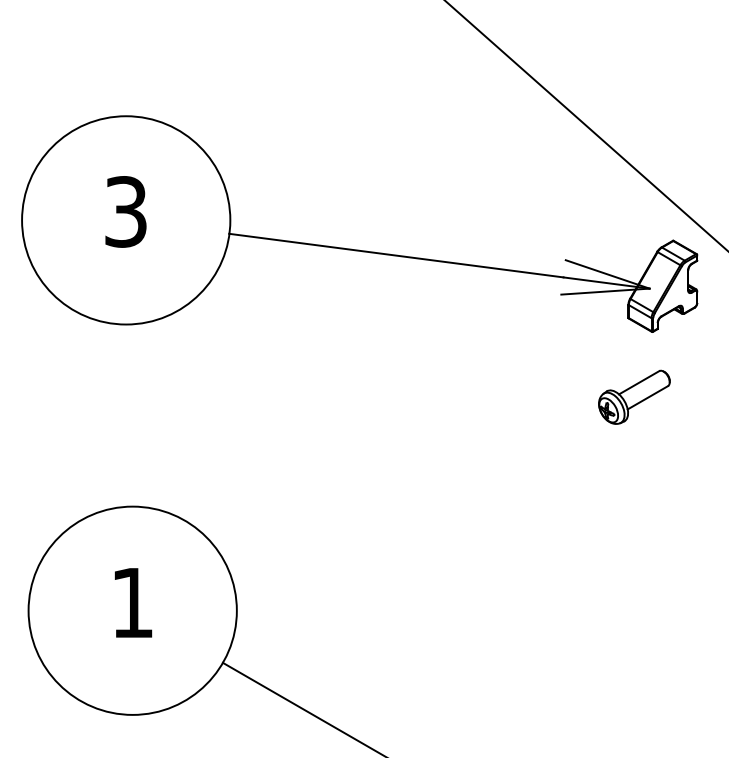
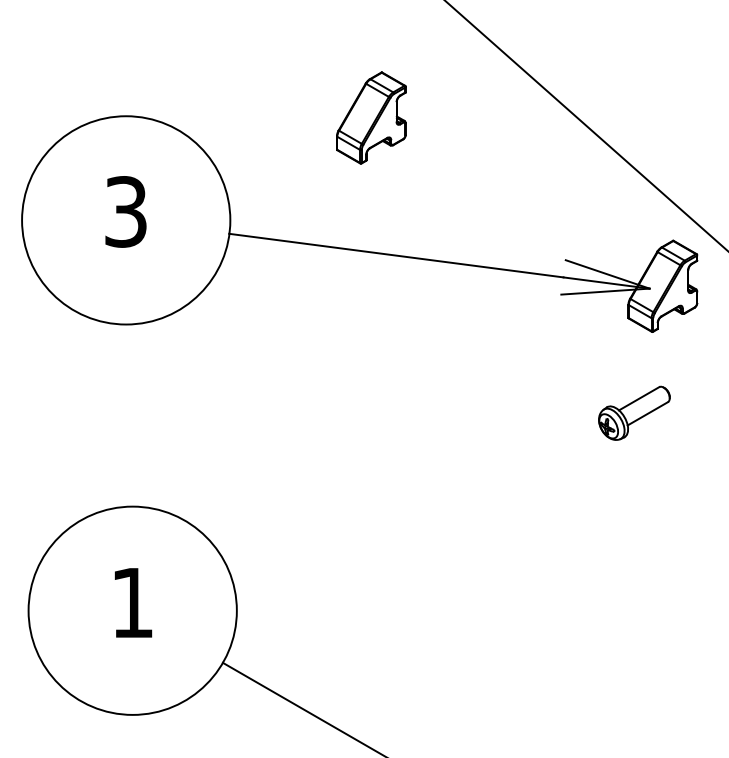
part: none -> present (371, 117)
part position: (634, 396) -> (634, 412) (634, 412)
